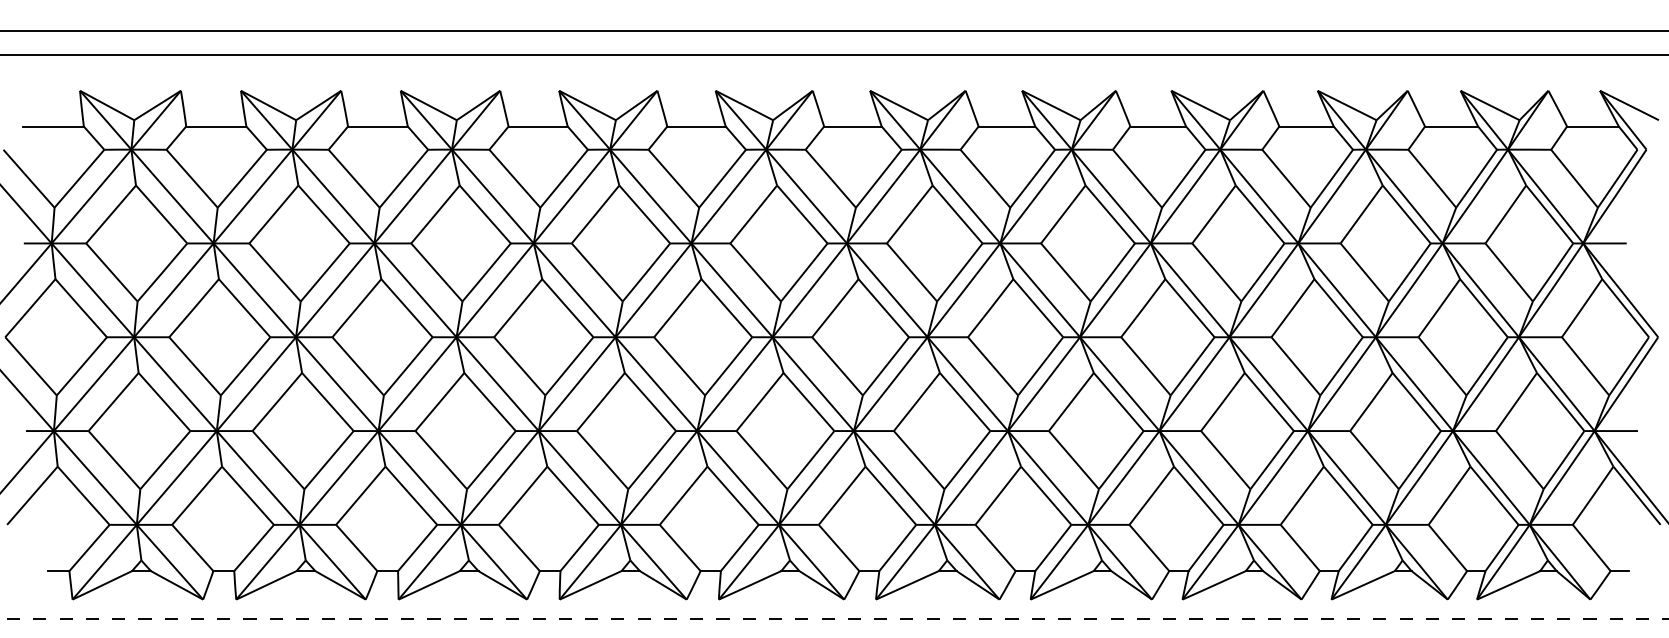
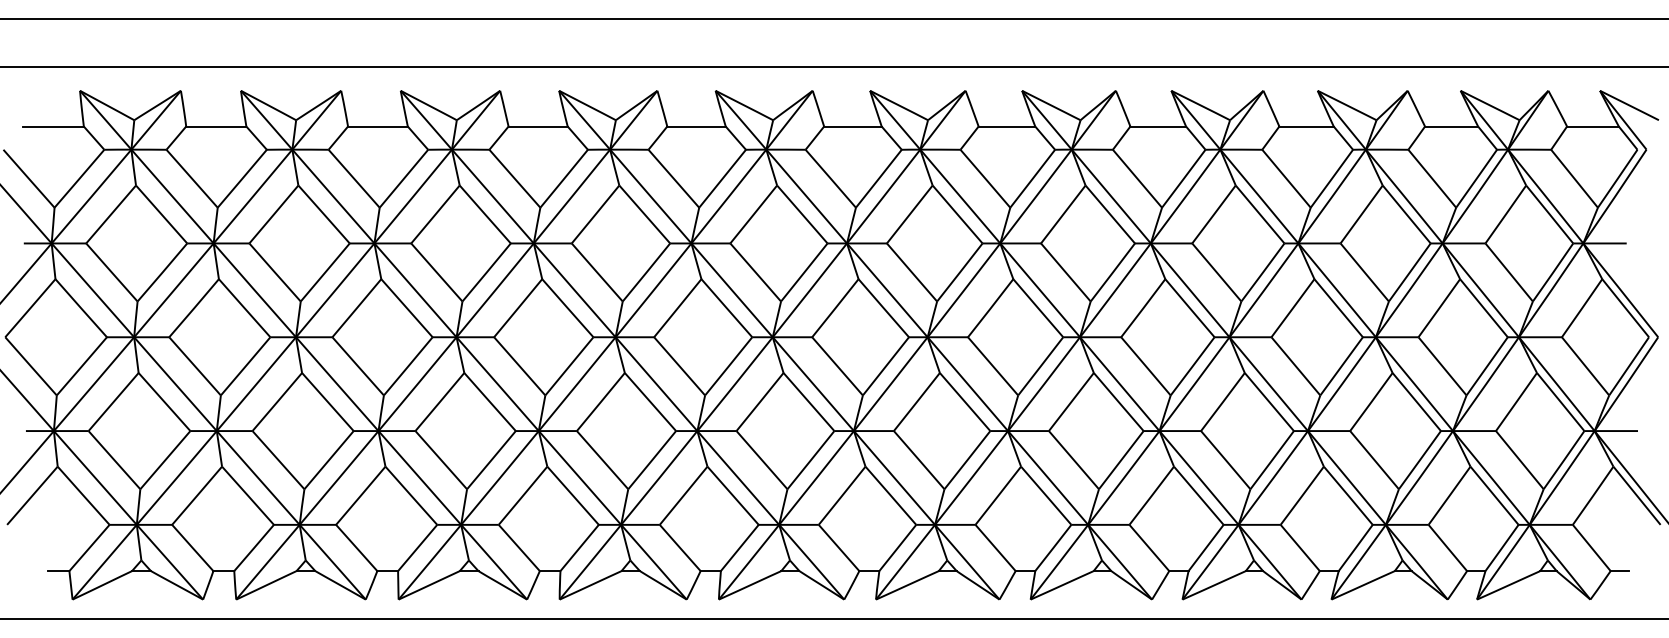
line position: (833, 31) -> (833, 19) (833, 19)
line position: (833, 54) -> (833, 66) (833, 66)
line: dashed -> solid (834, 618)
